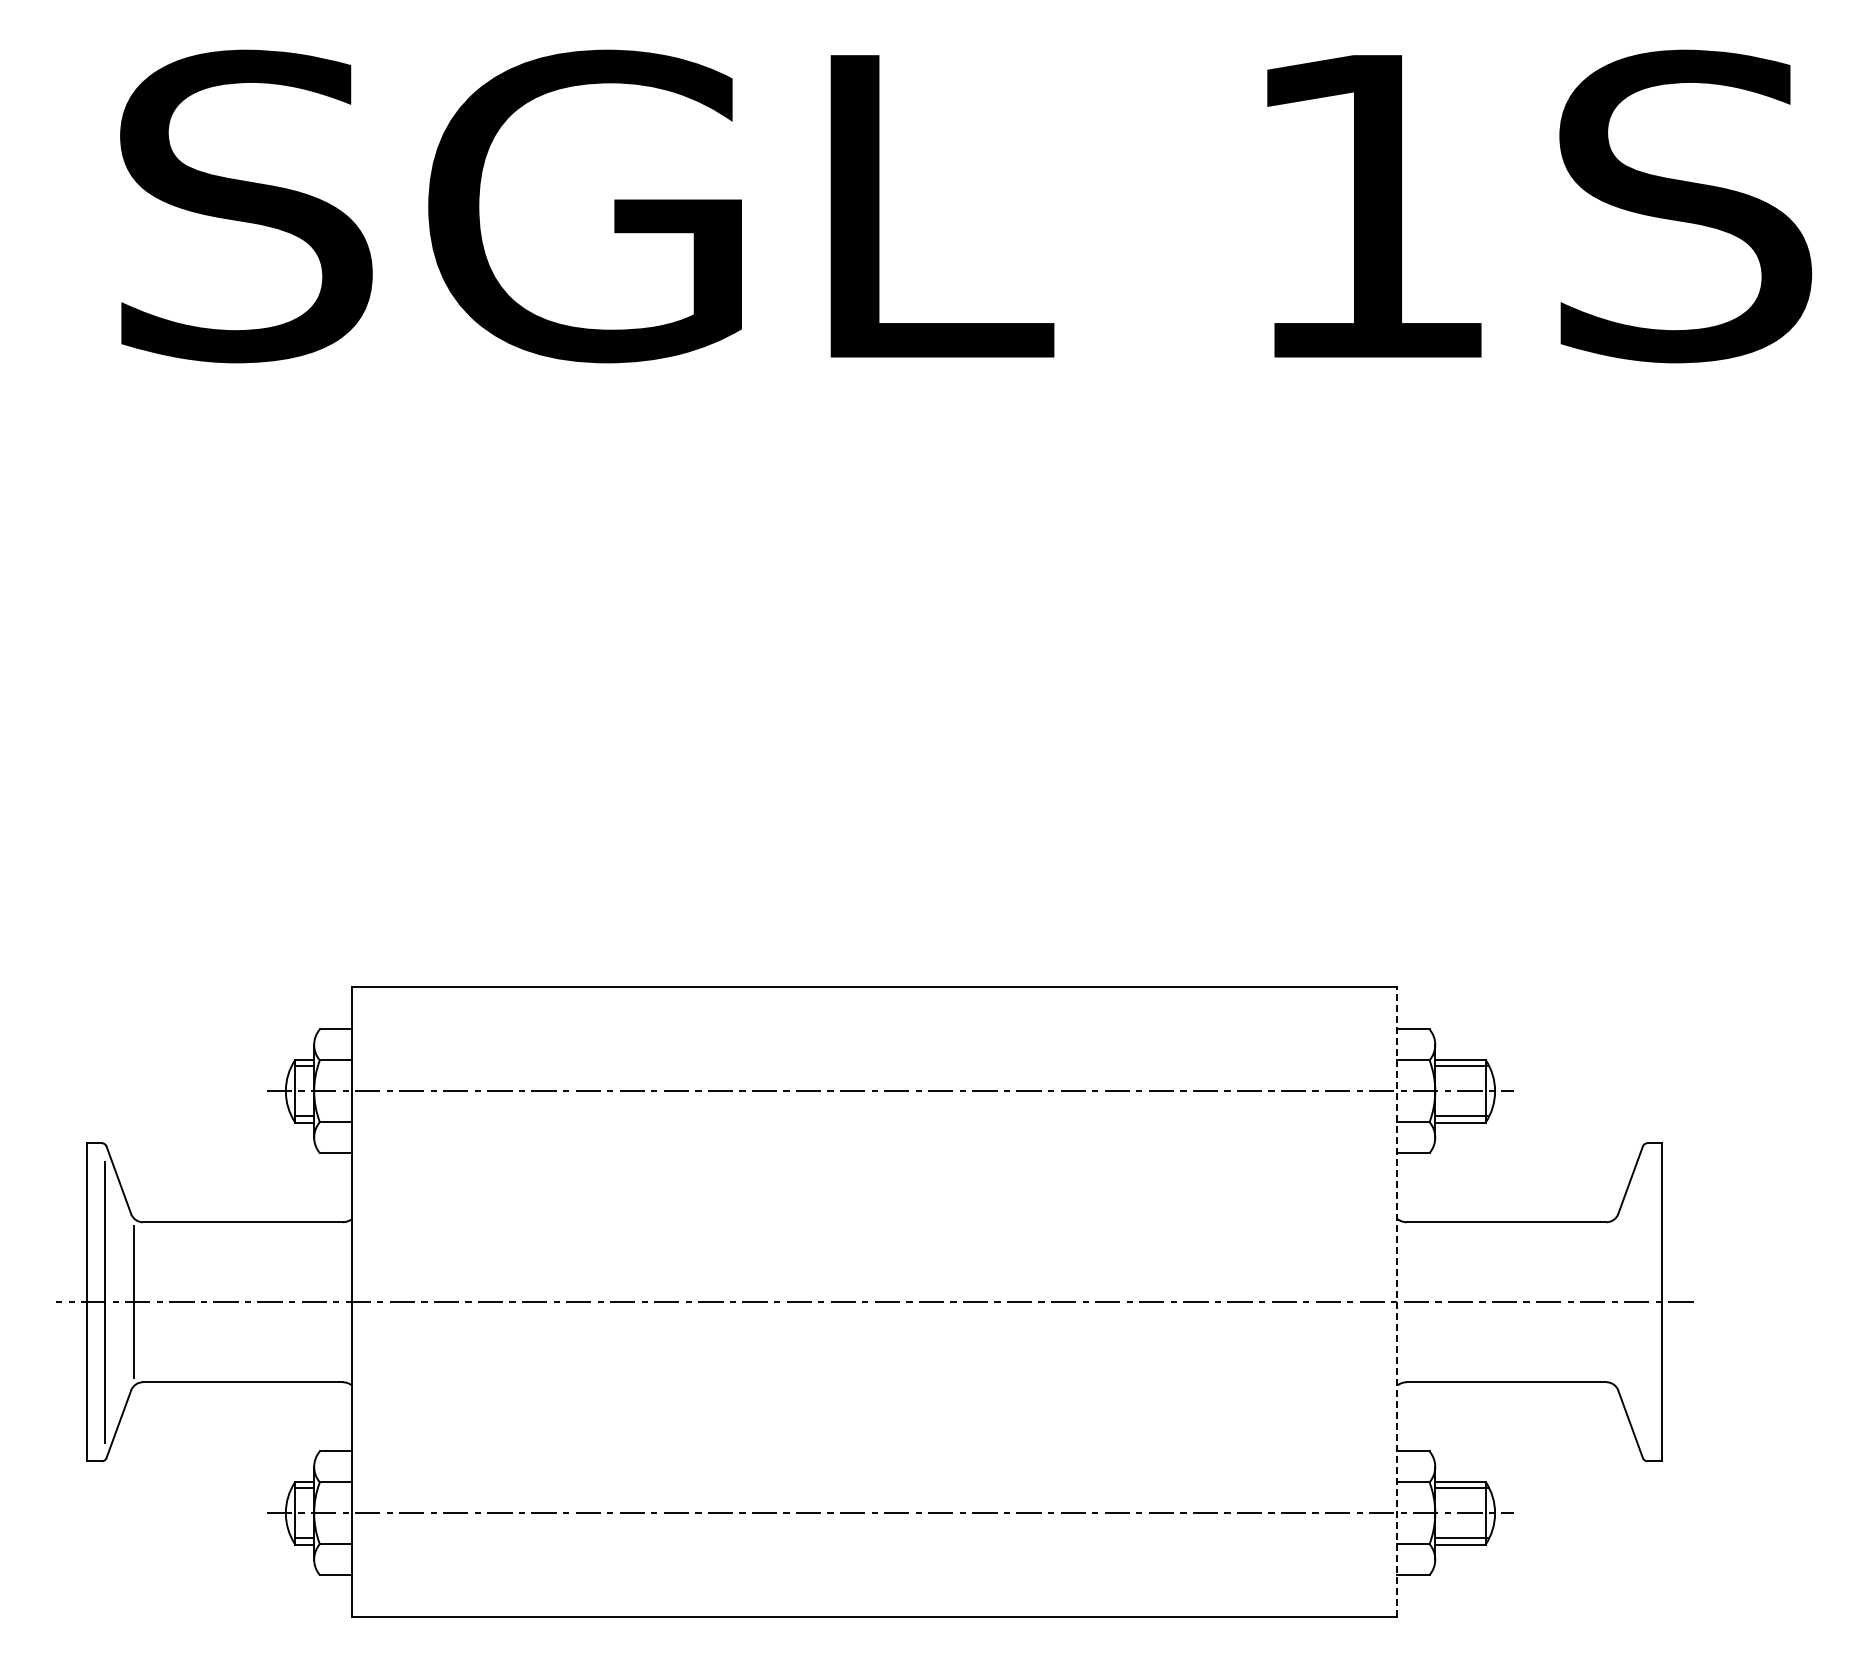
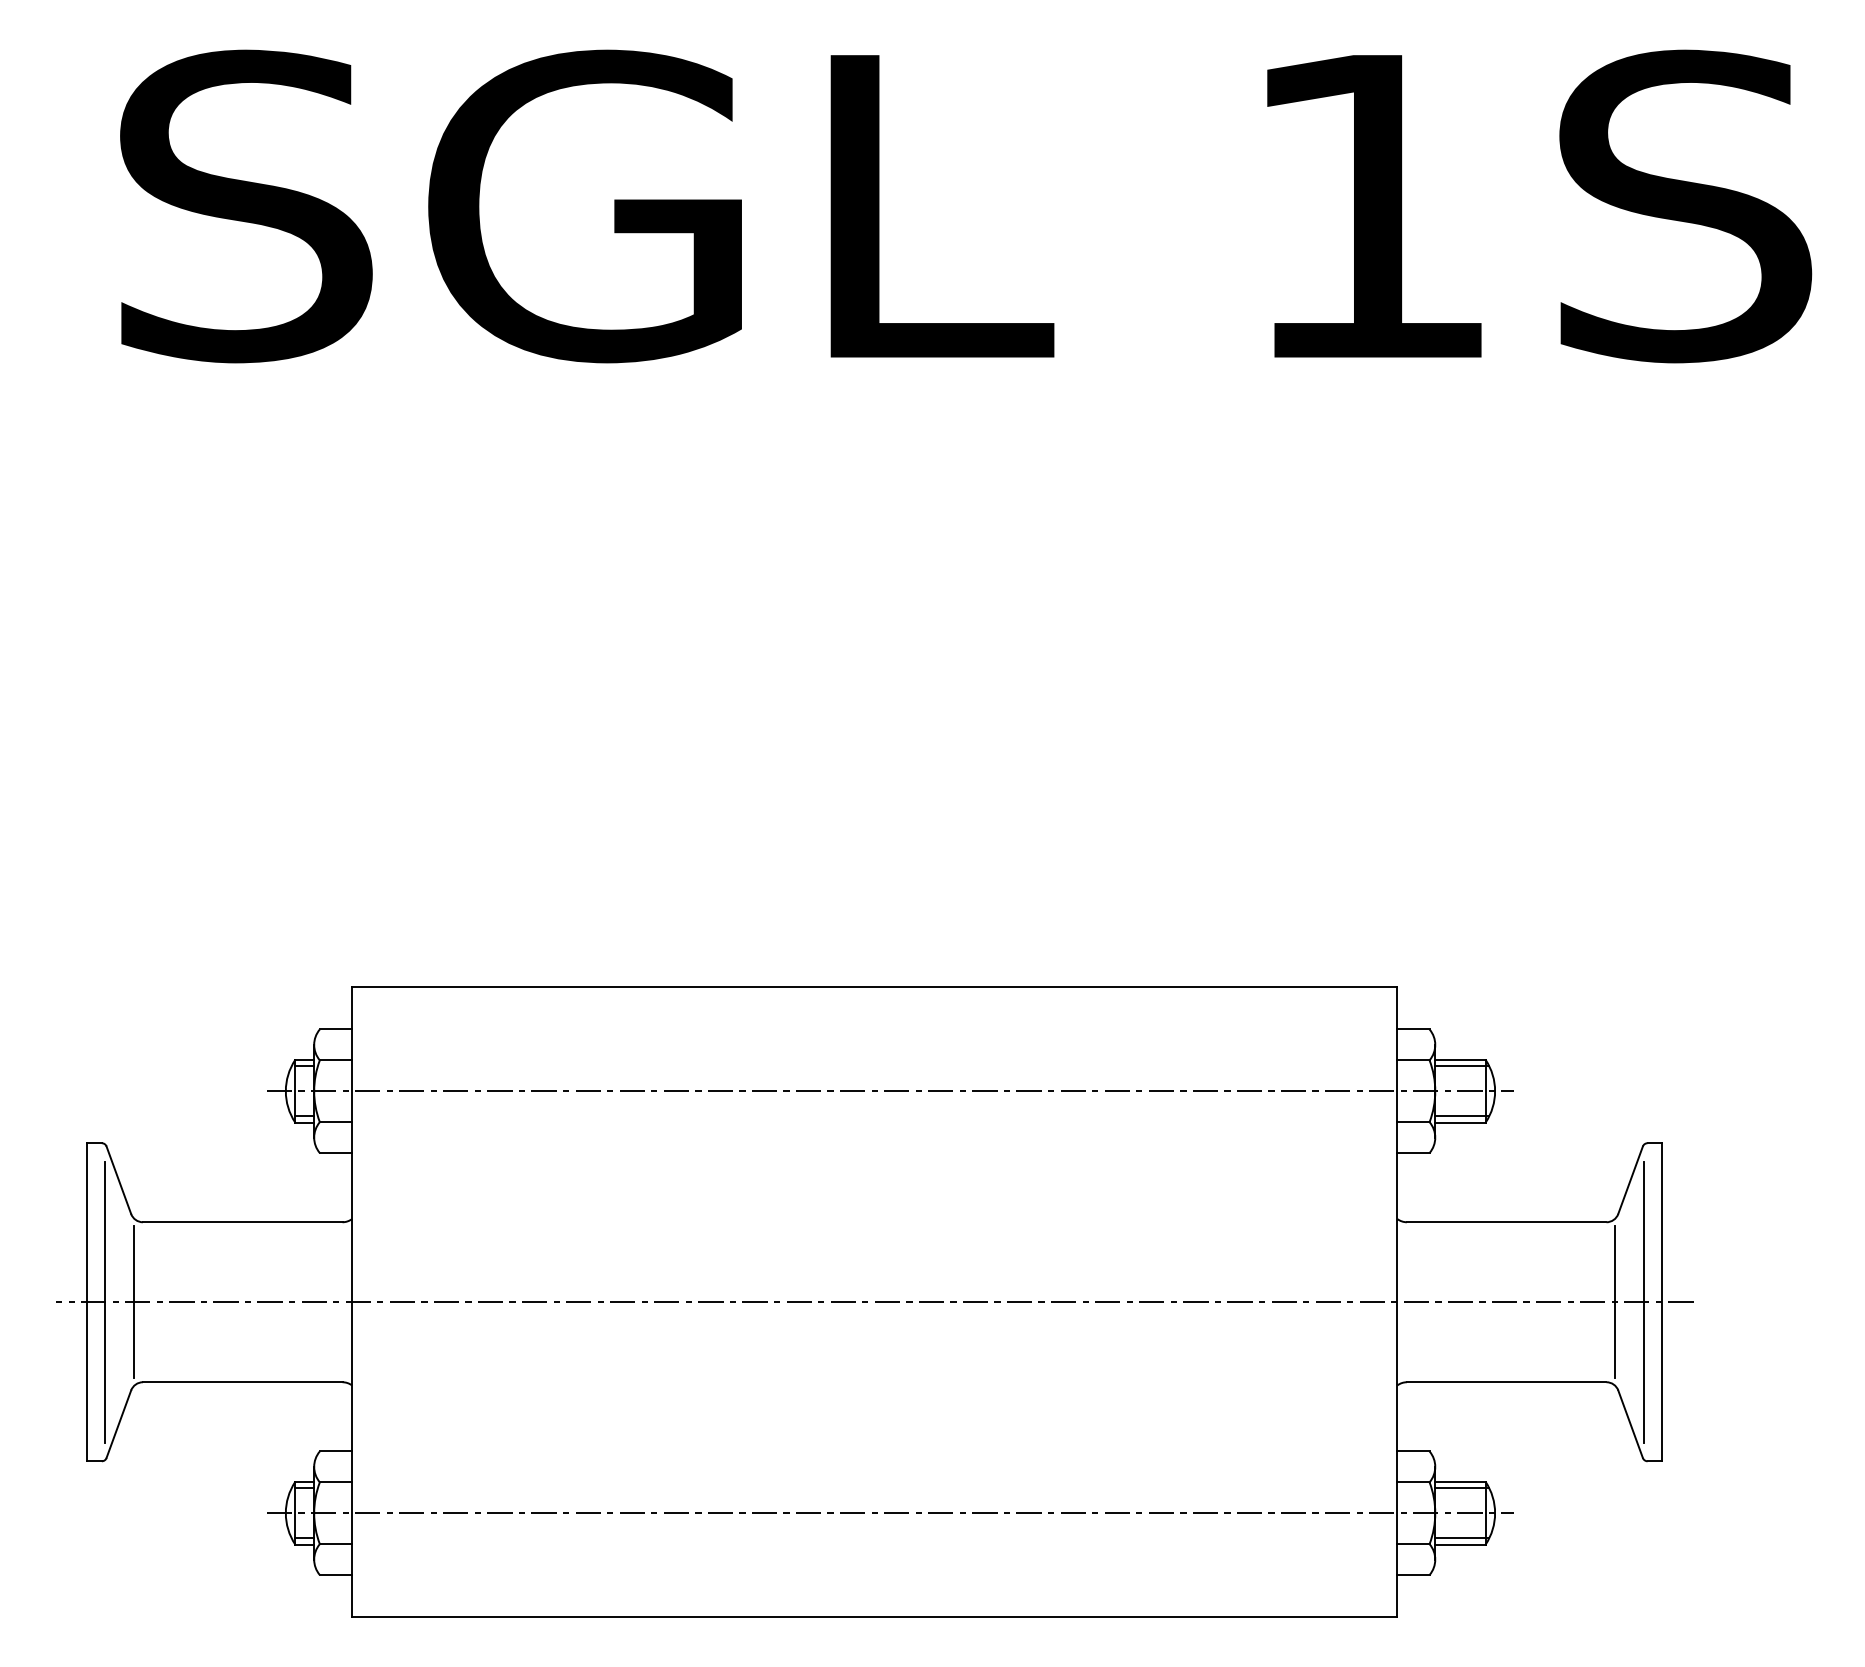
line: none -> present (1644, 1301)
line: dashed -> solid (1397, 1302)
line: none -> present (1615, 1302)
